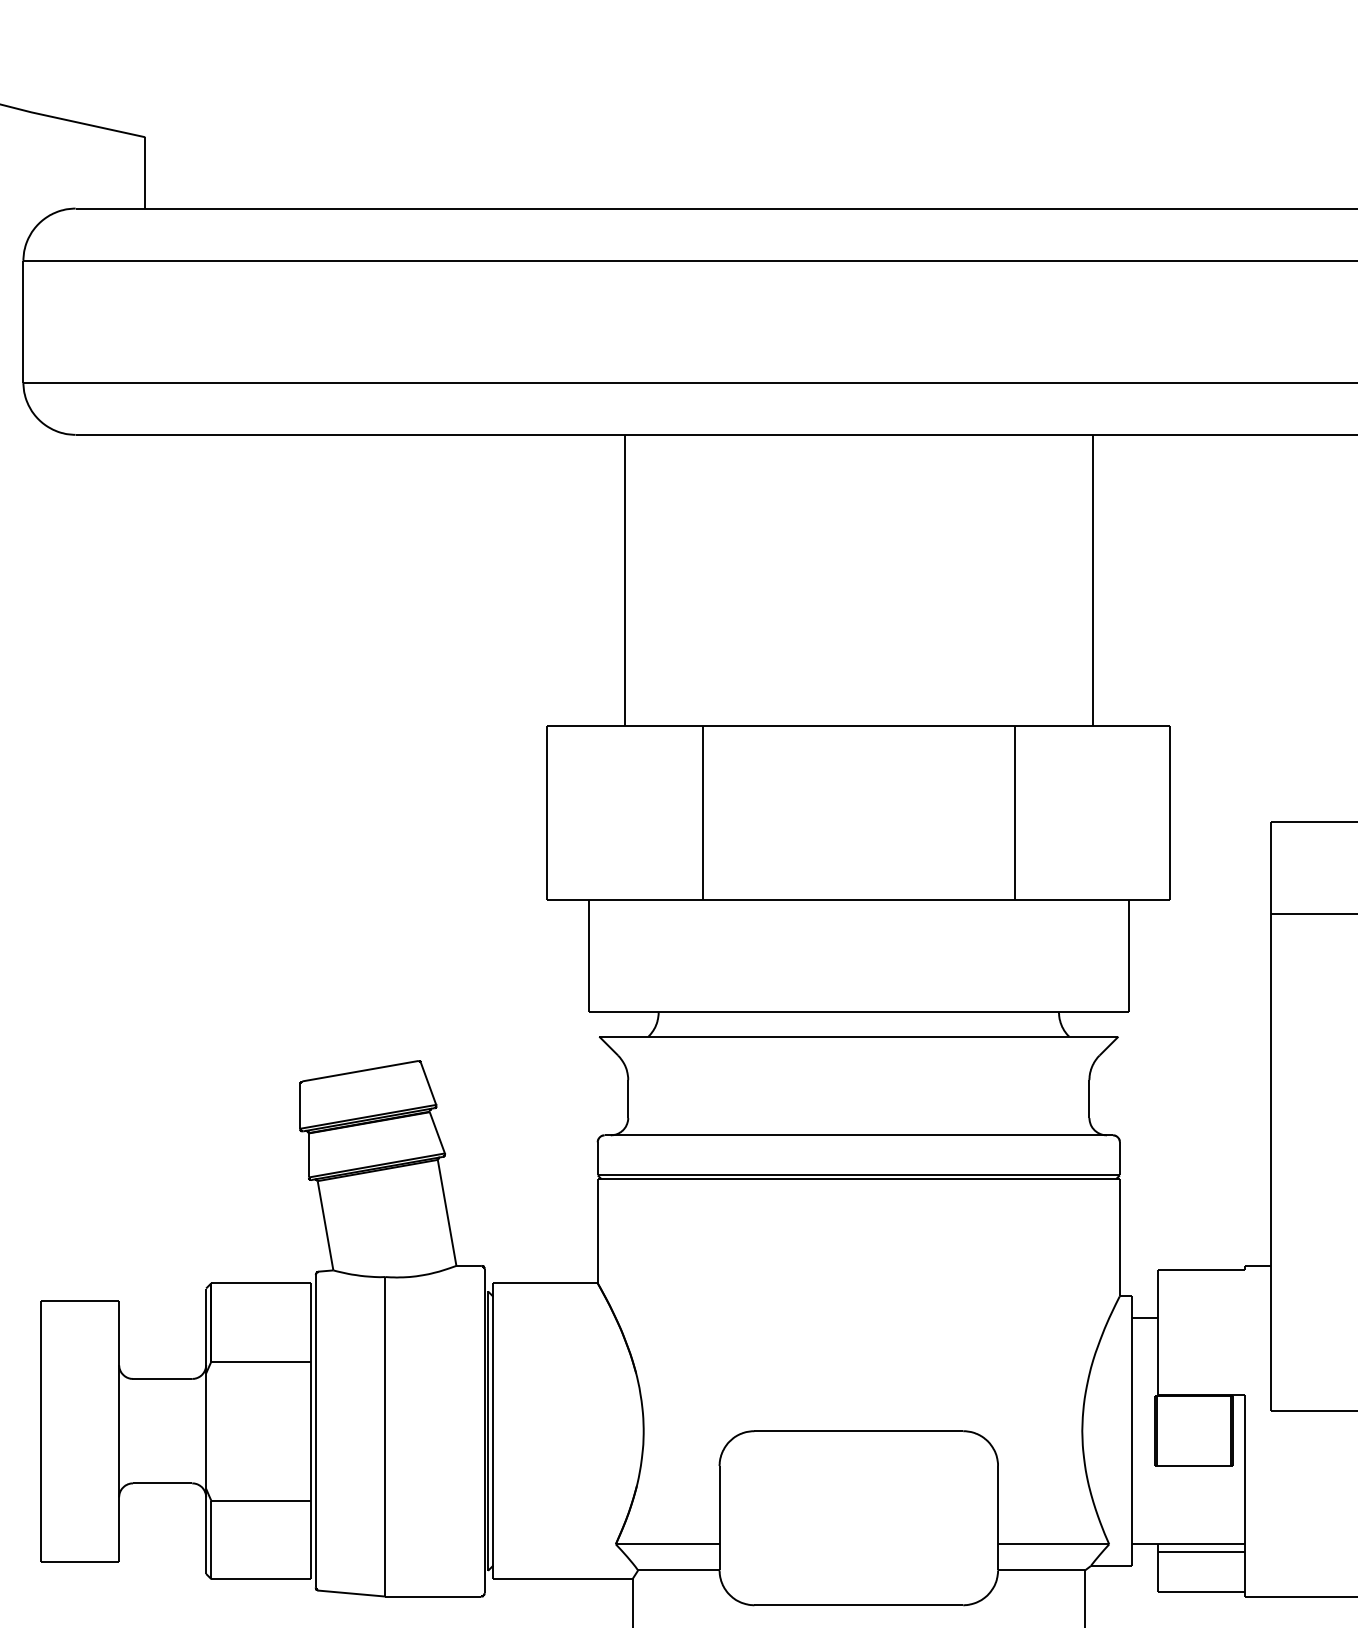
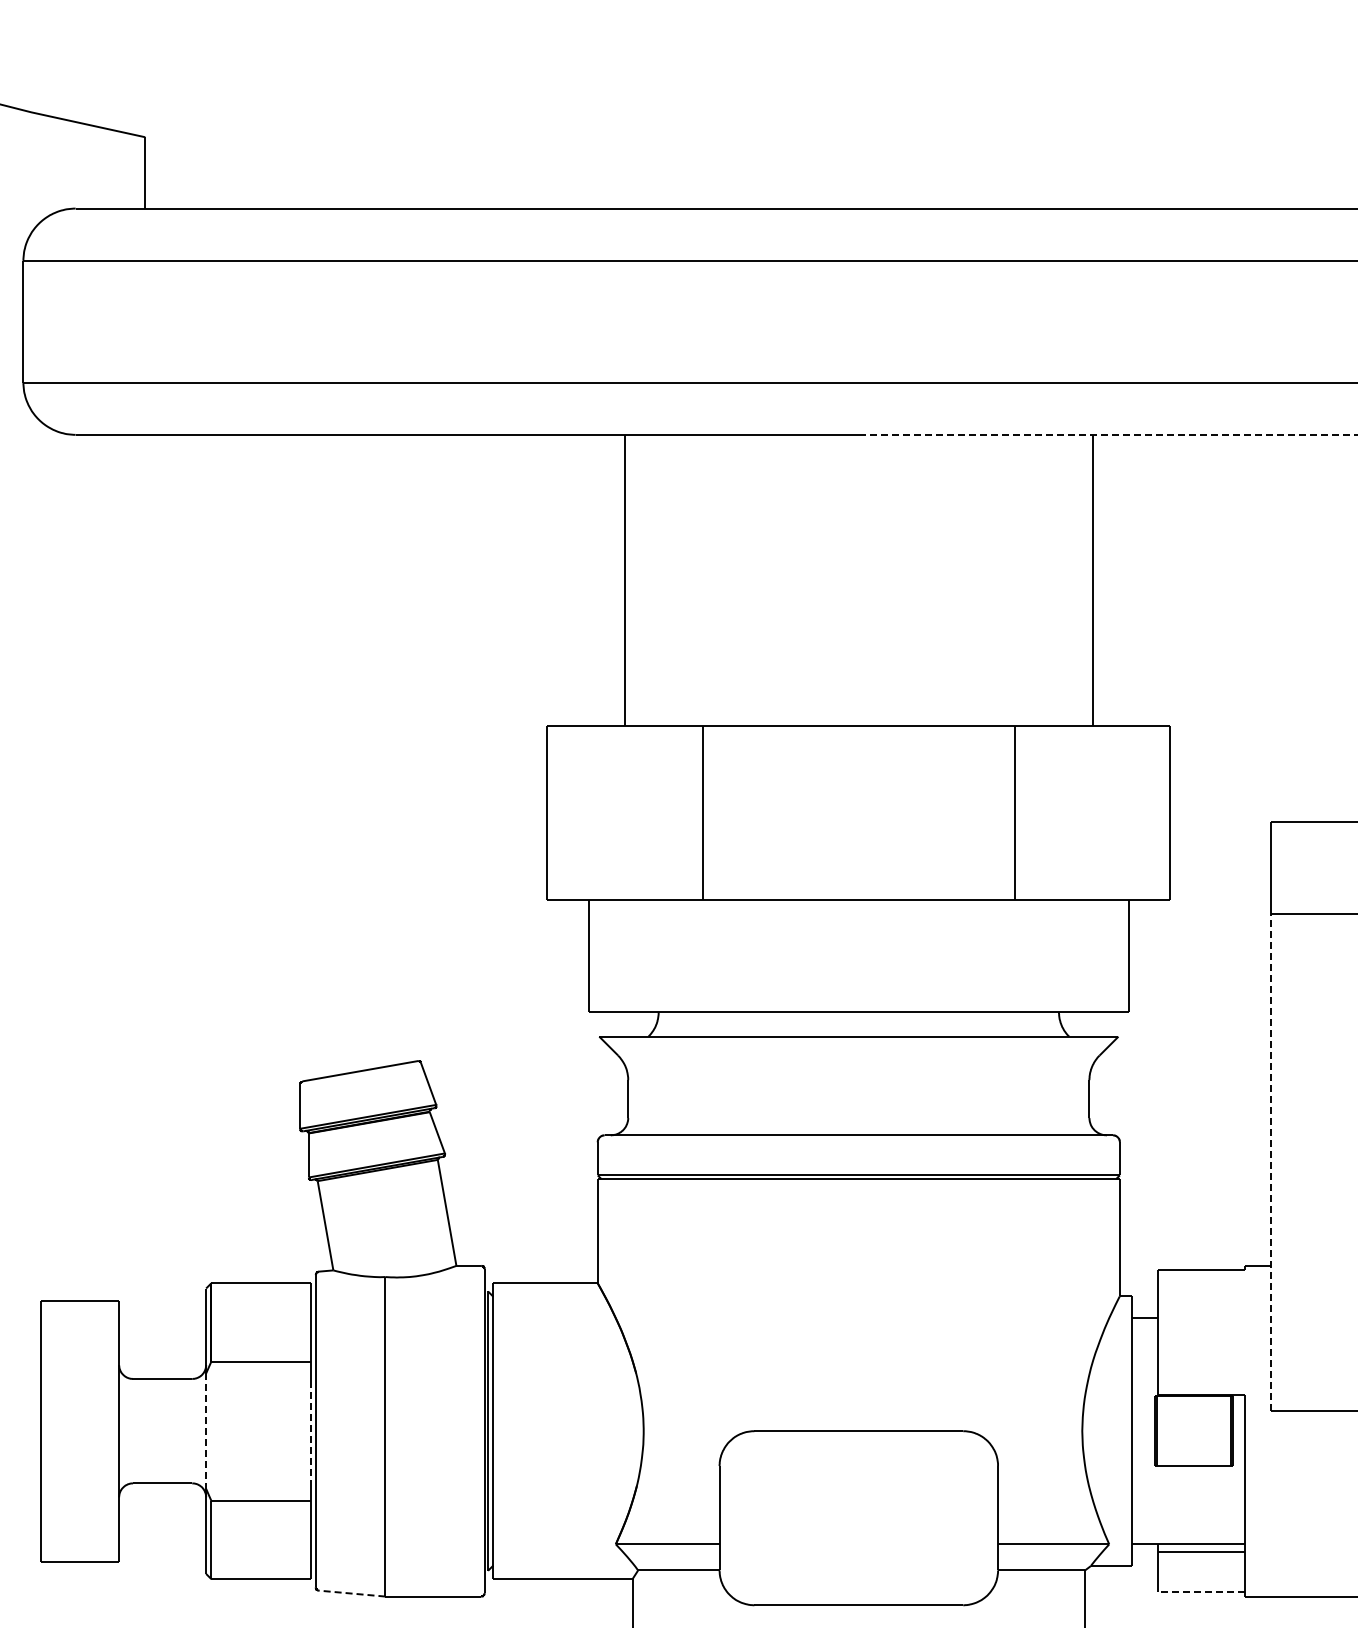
line: solid -> dashed (1108, 434)
line: solid -> dashed (1271, 1162)
line: solid -> dashed (206, 1431)
line: solid -> dashed (310, 1431)
line: solid -> dashed (1201, 1592)
line: solid -> dashed (351, 1593)
